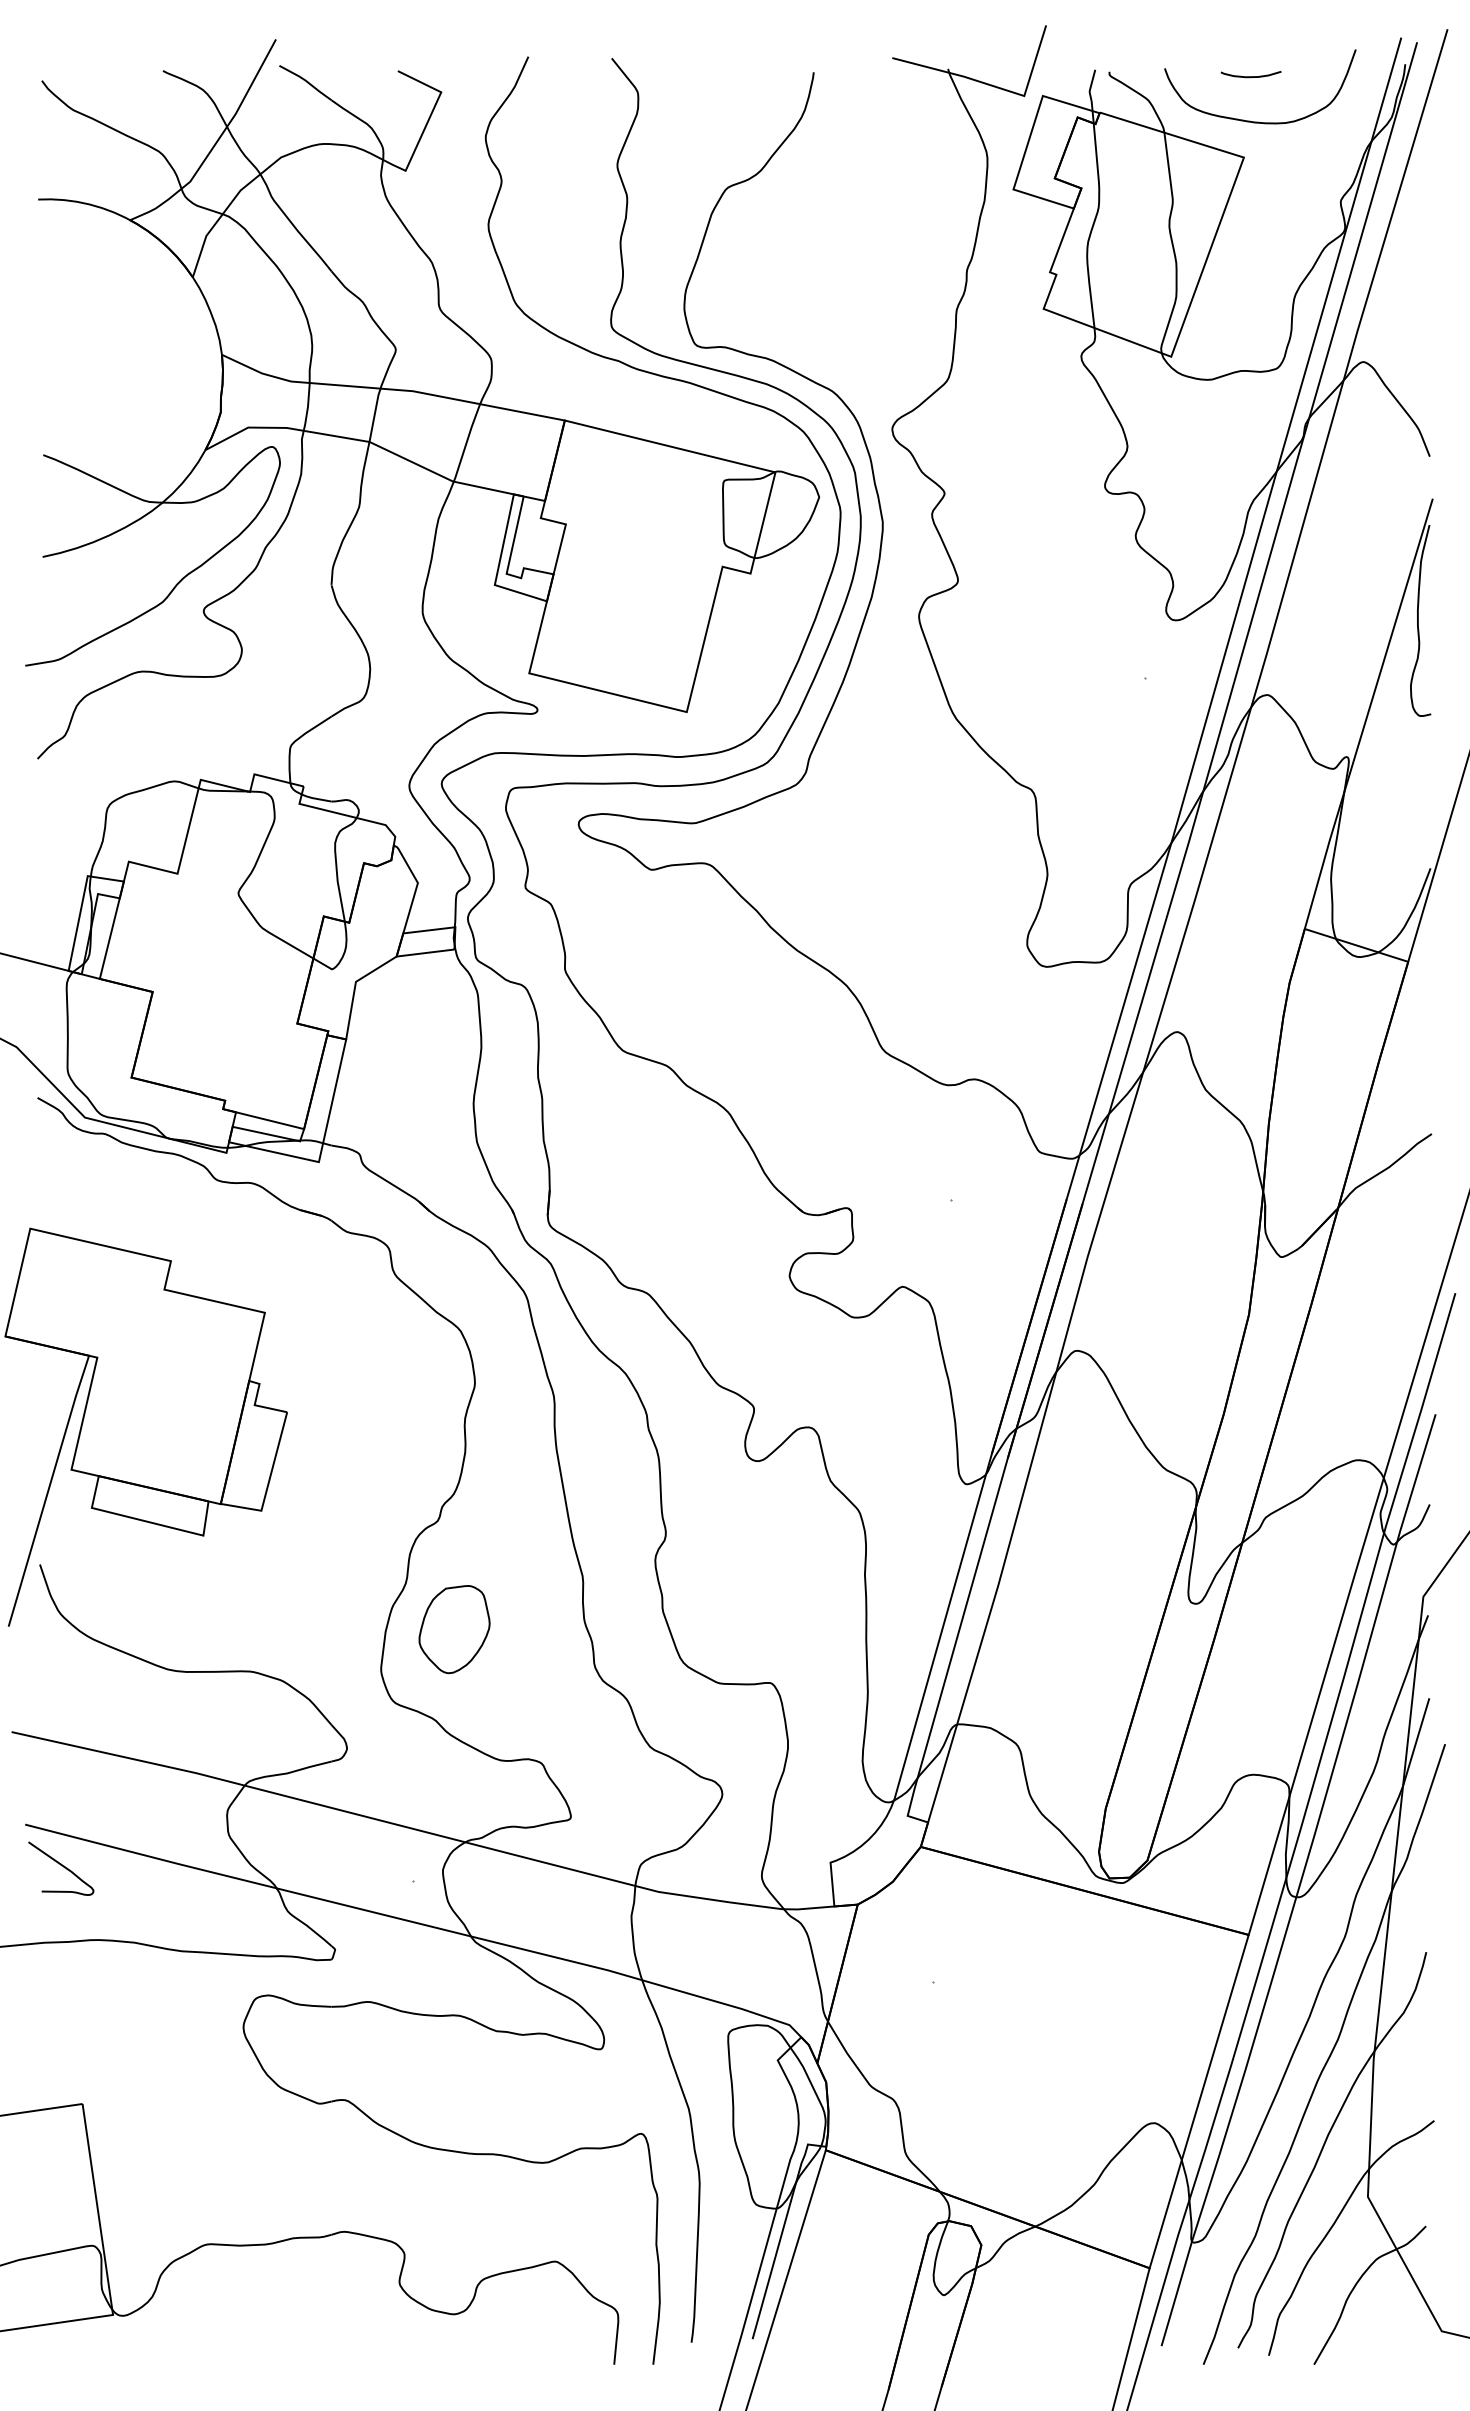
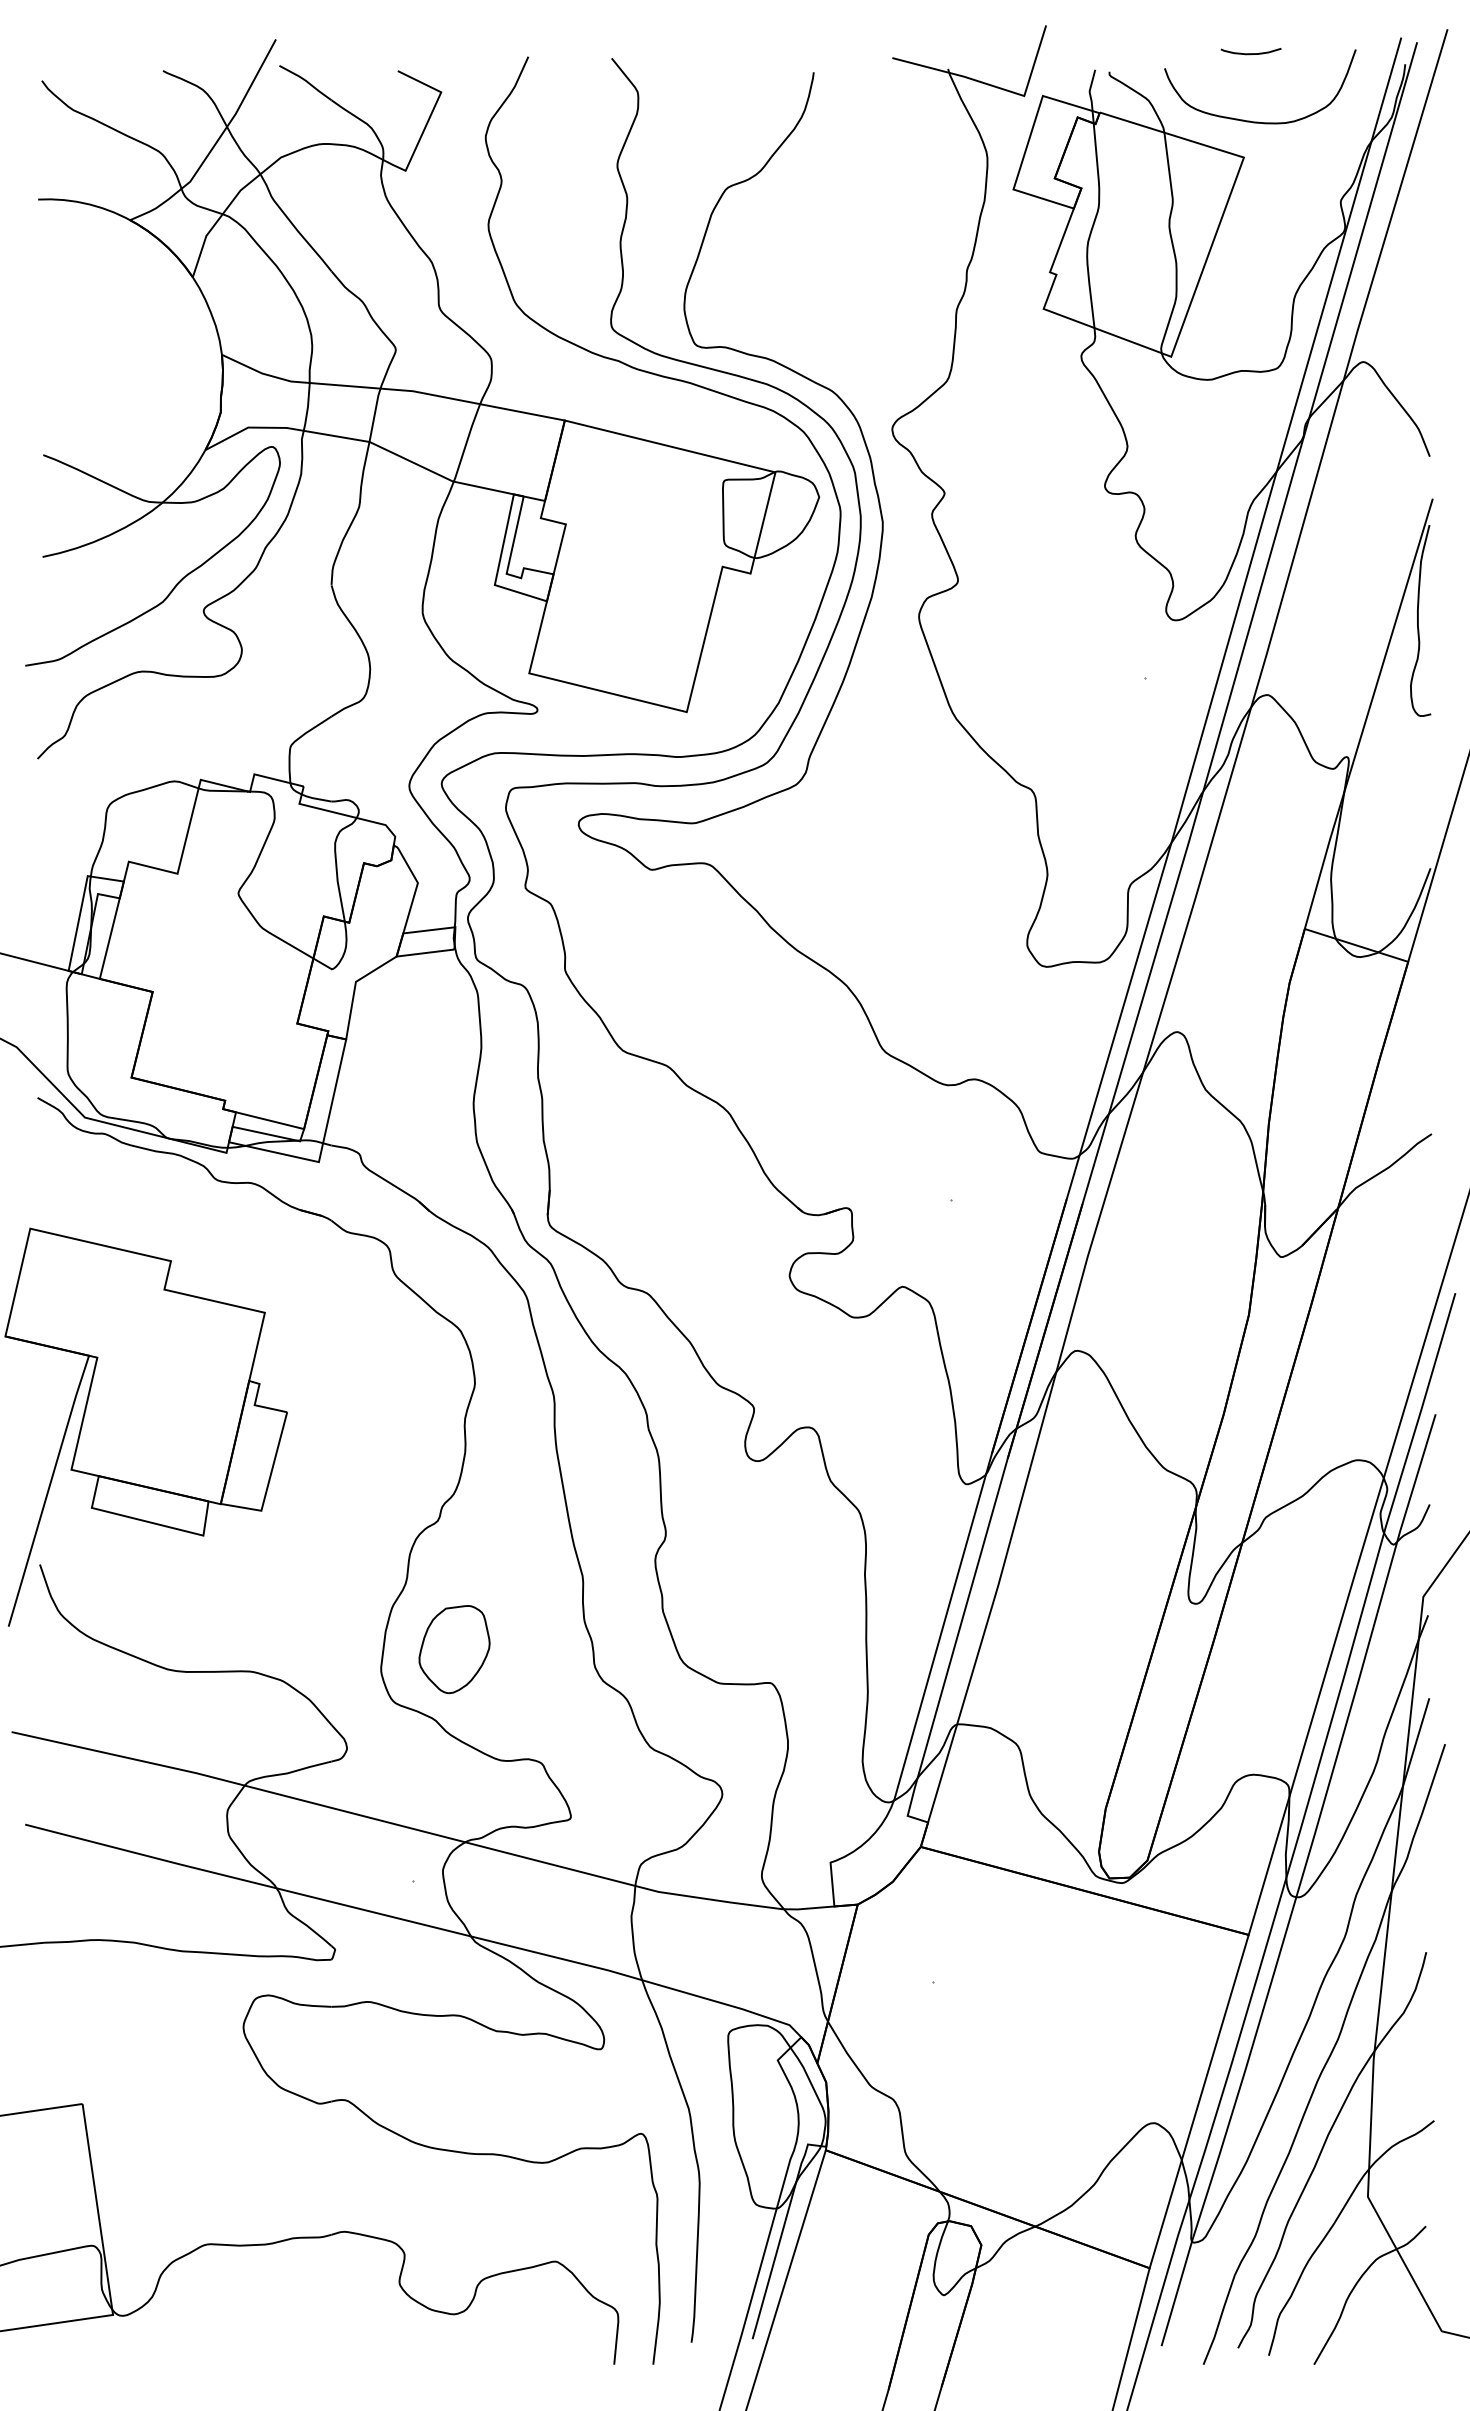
curve position: (1250, 76) -> (1250, 53) (1250, 53)
part position: (454, 1629) -> (454, 1649) (454, 1649)
curve: present -> none (61, 1866)
